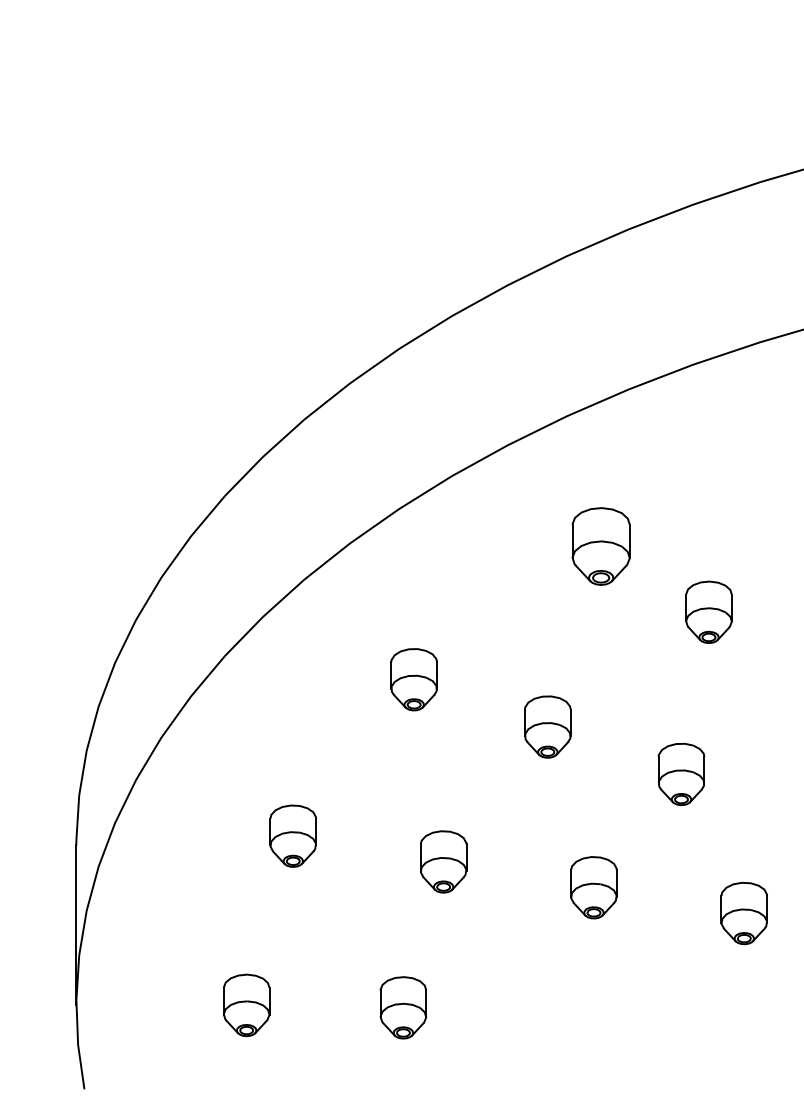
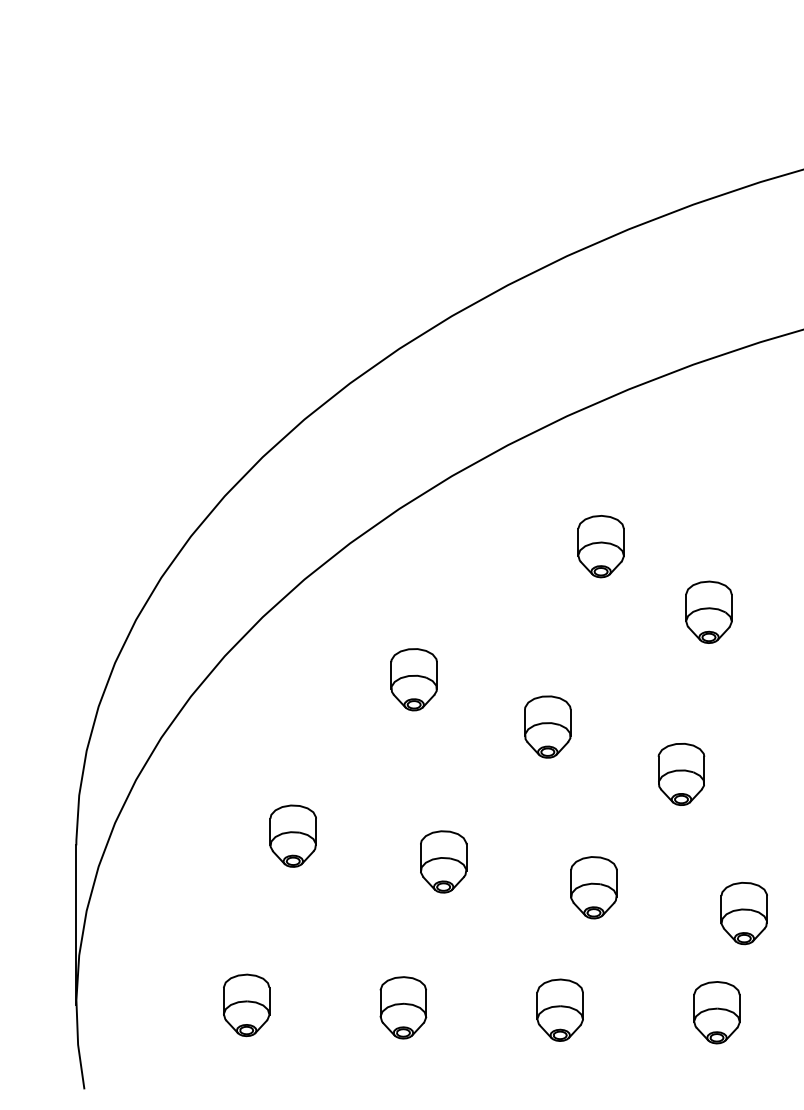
part size: 60x79 px -> 48x64 px (600, 546)
part: none -> present (559, 1009)
part: none -> present (716, 1012)
